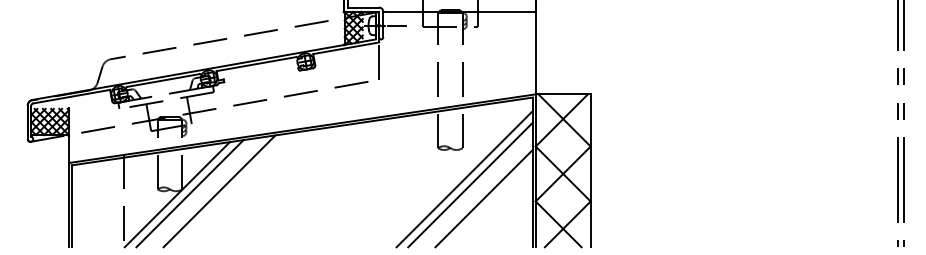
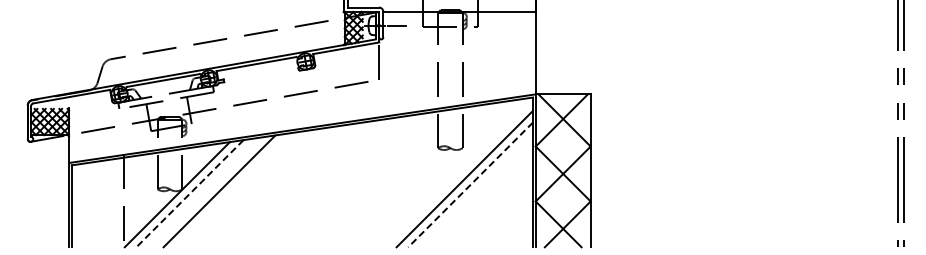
line: solid -> dashed (470, 185)
line: solid -> dashed (190, 193)
line: present -> none (484, 198)
